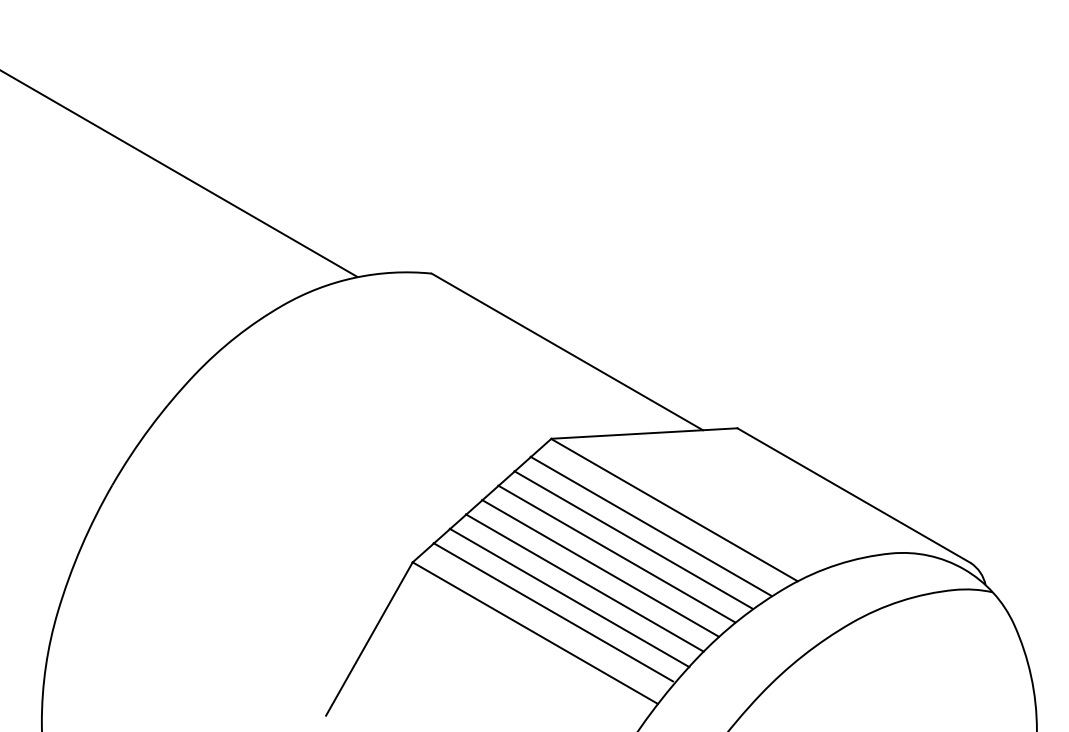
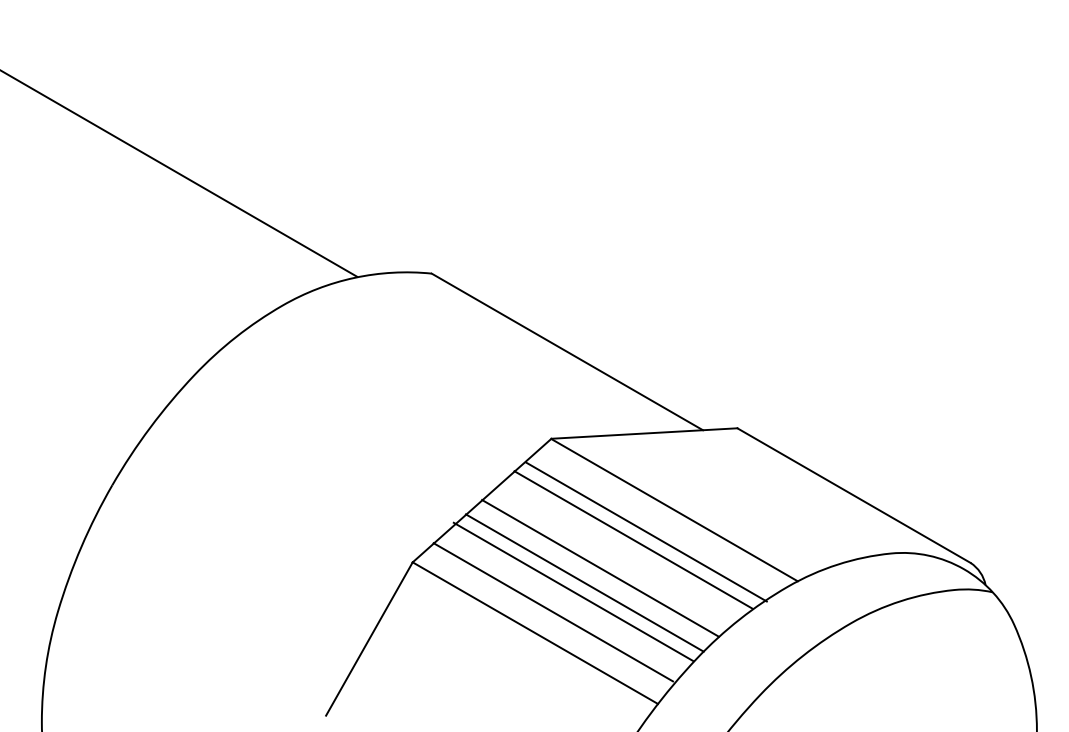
line position: (650, 525) -> (646, 531) (646, 531)
line: present -> none (616, 553)
line position: (569, 597) -> (573, 591) (573, 591)
